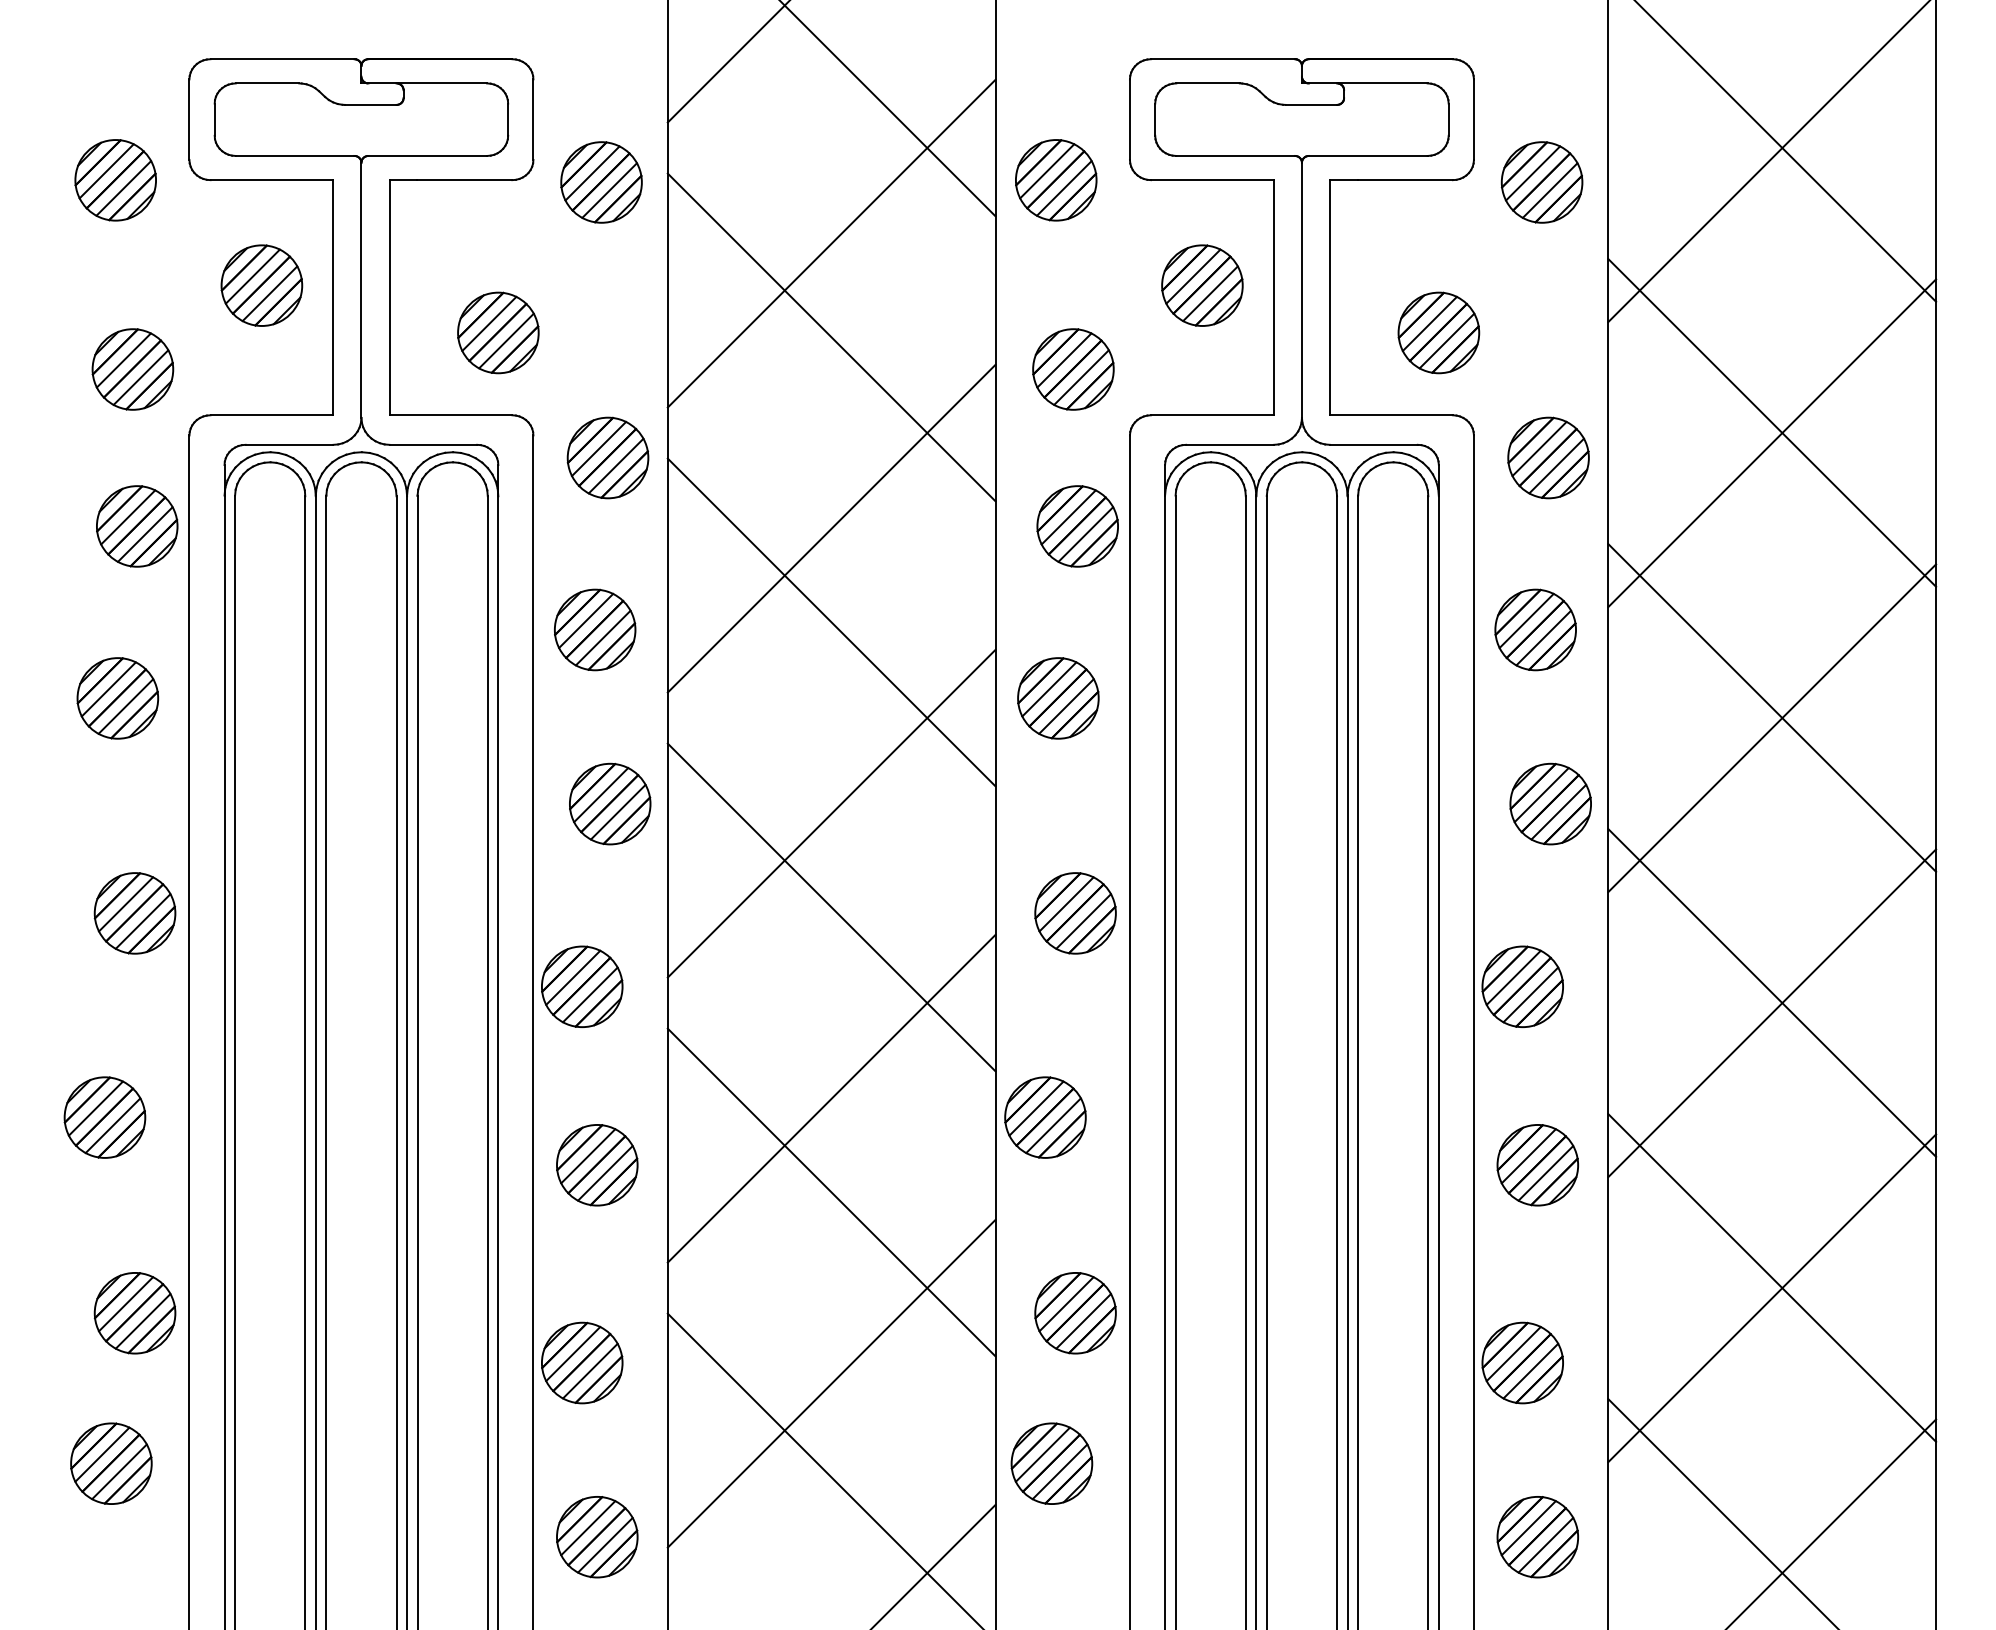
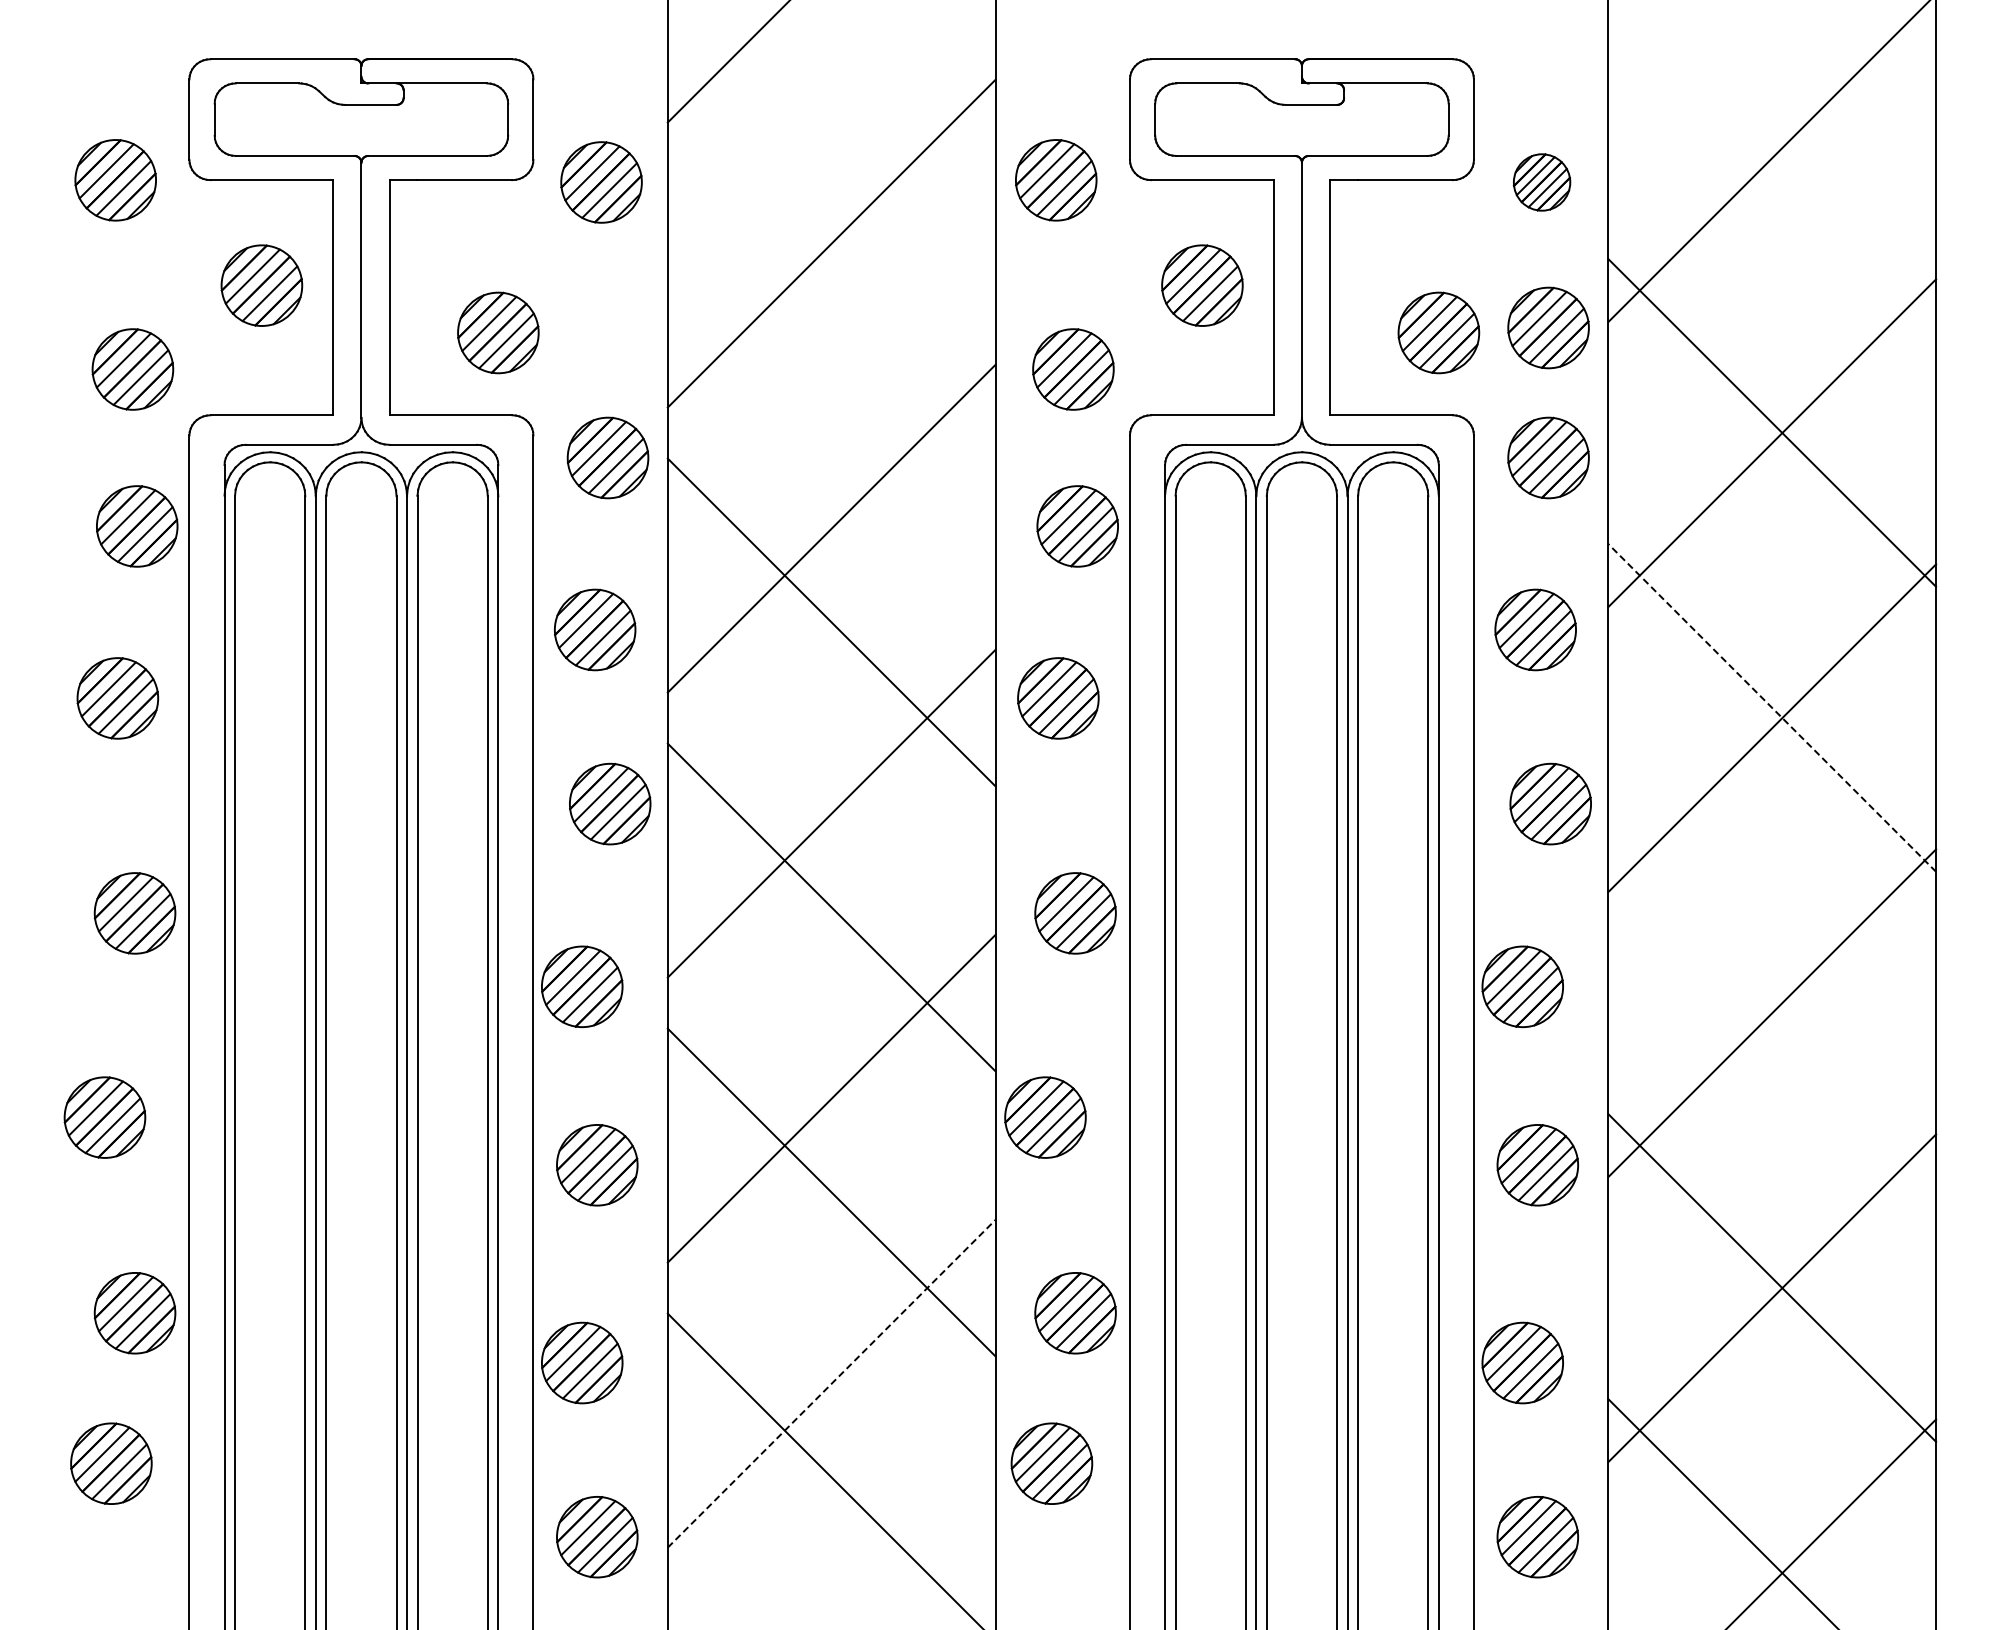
line: present -> none (888, 109)
line: present -> none (1786, 151)
part size: 84x83 px -> 60x59 px (1541, 182)
part: none -> present (1548, 327)
line: present -> none (831, 337)
line: solid -> dashed (1772, 707)
line: present -> none (1772, 992)
line: solid -> dashed (831, 1383)
line: present -> none (934, 1565)
